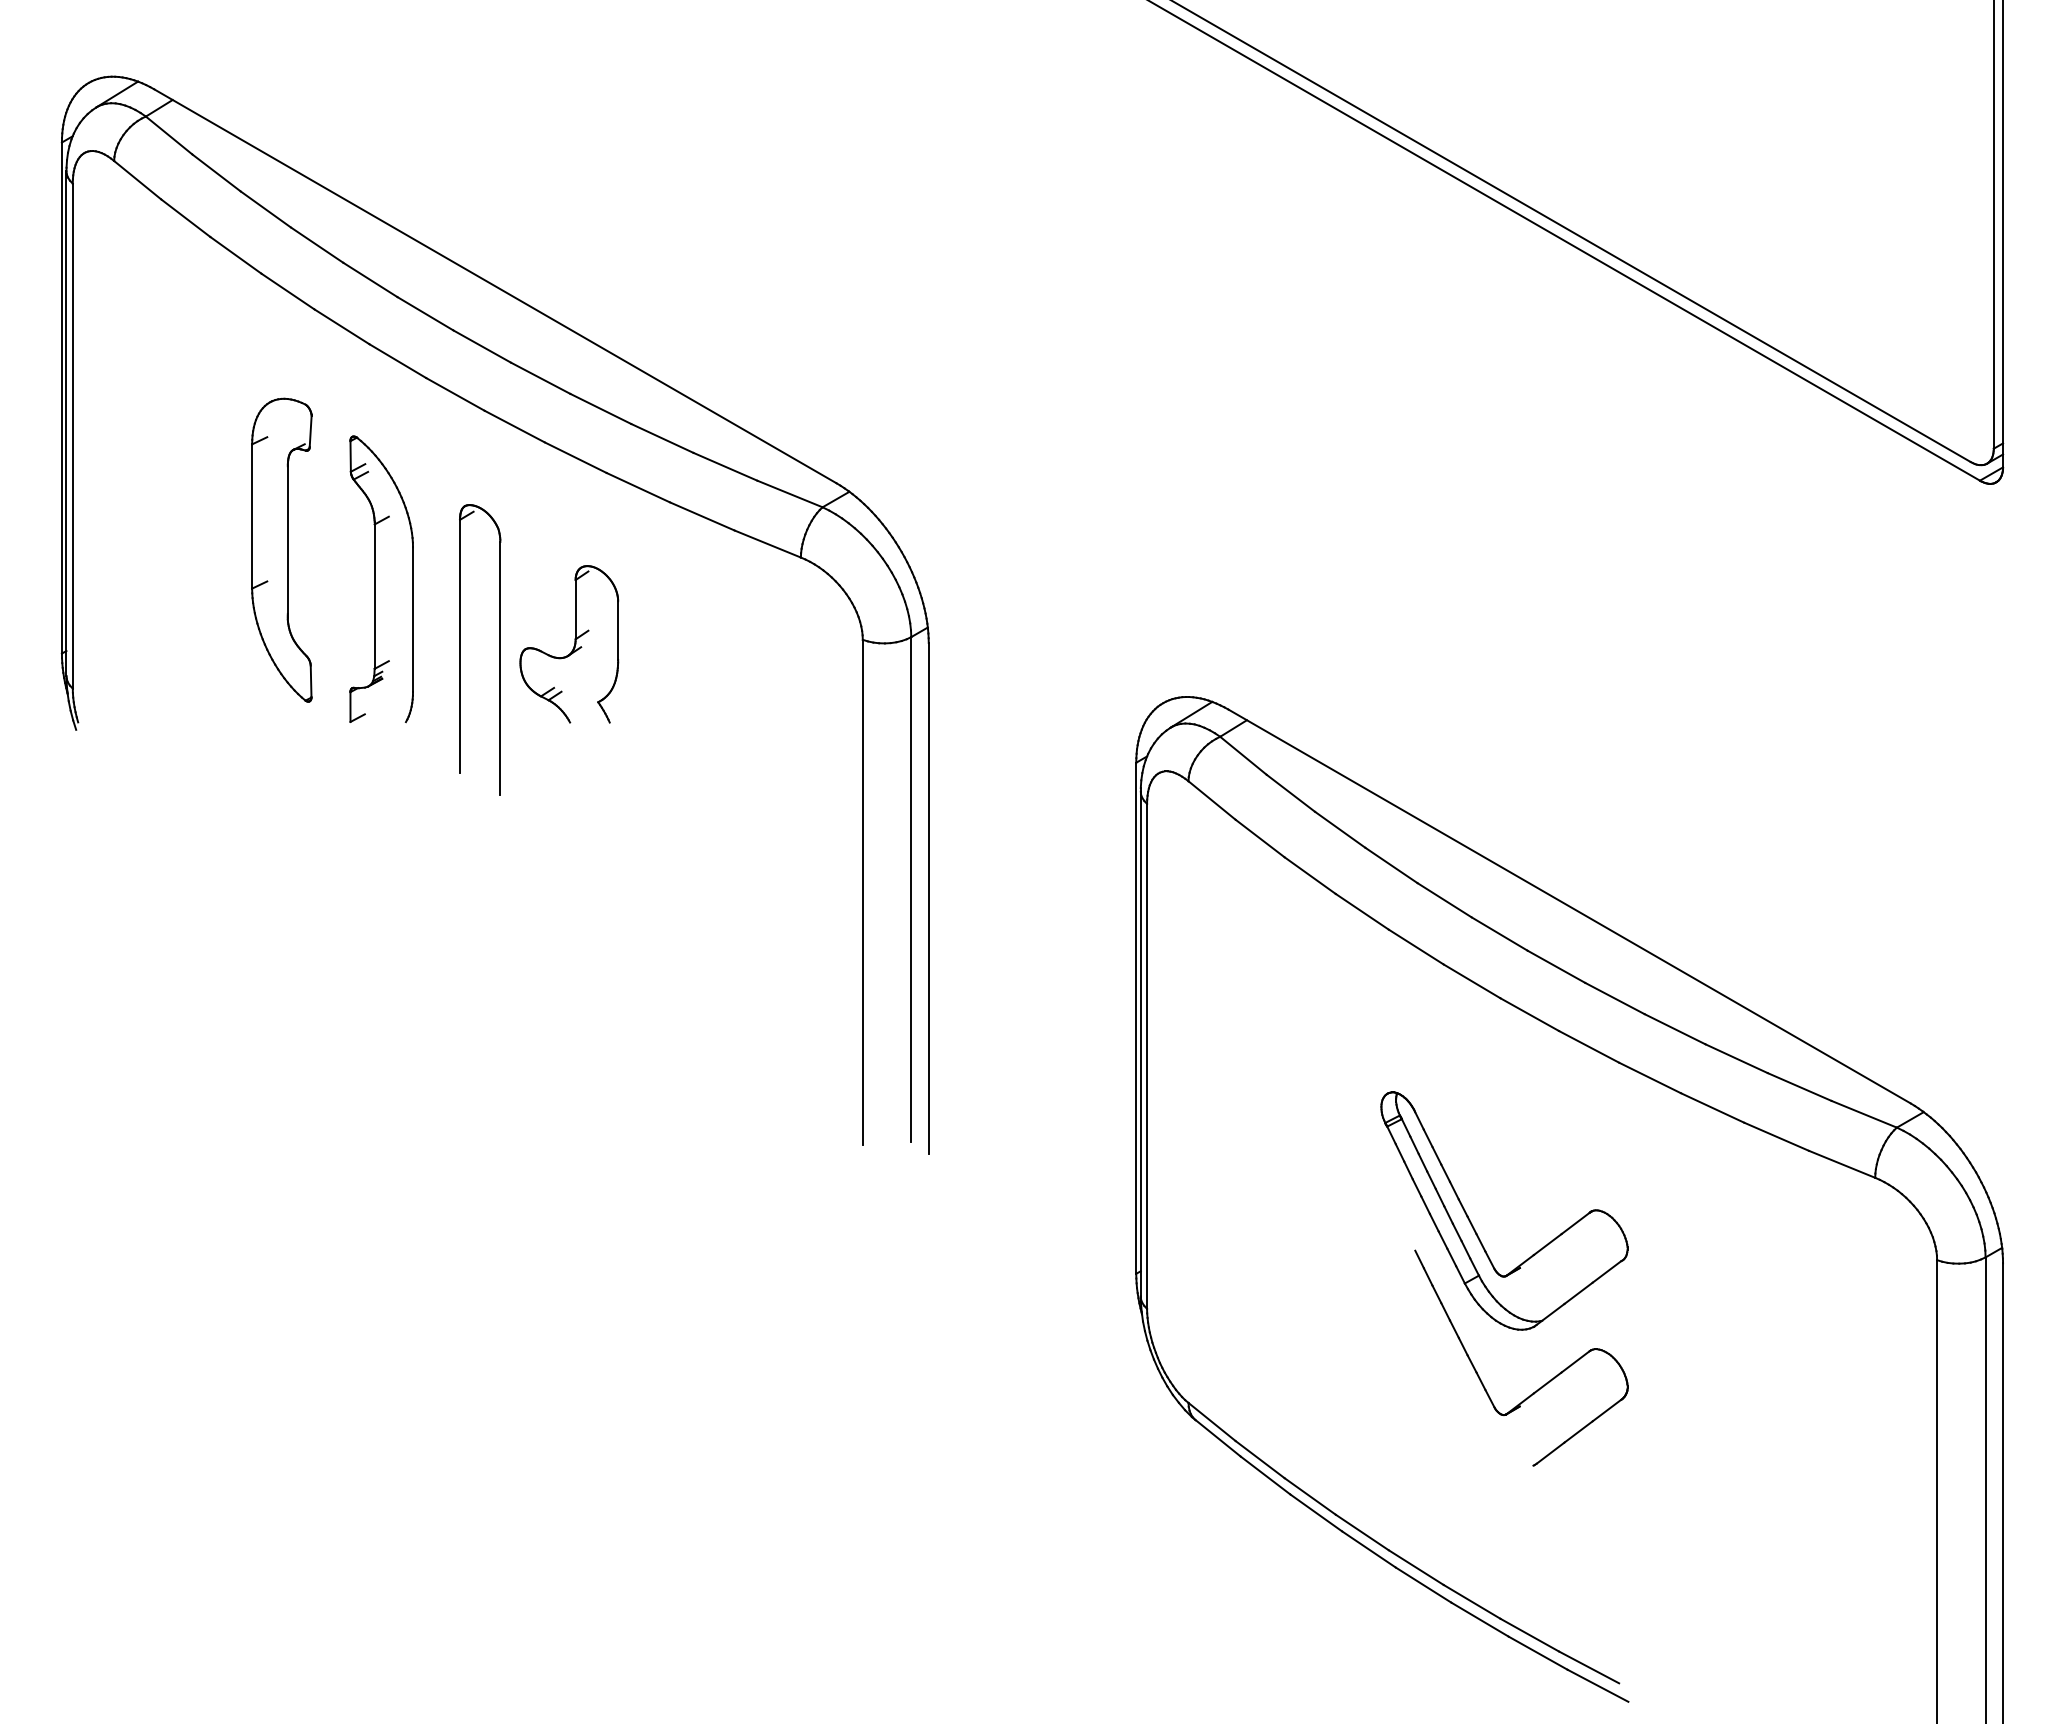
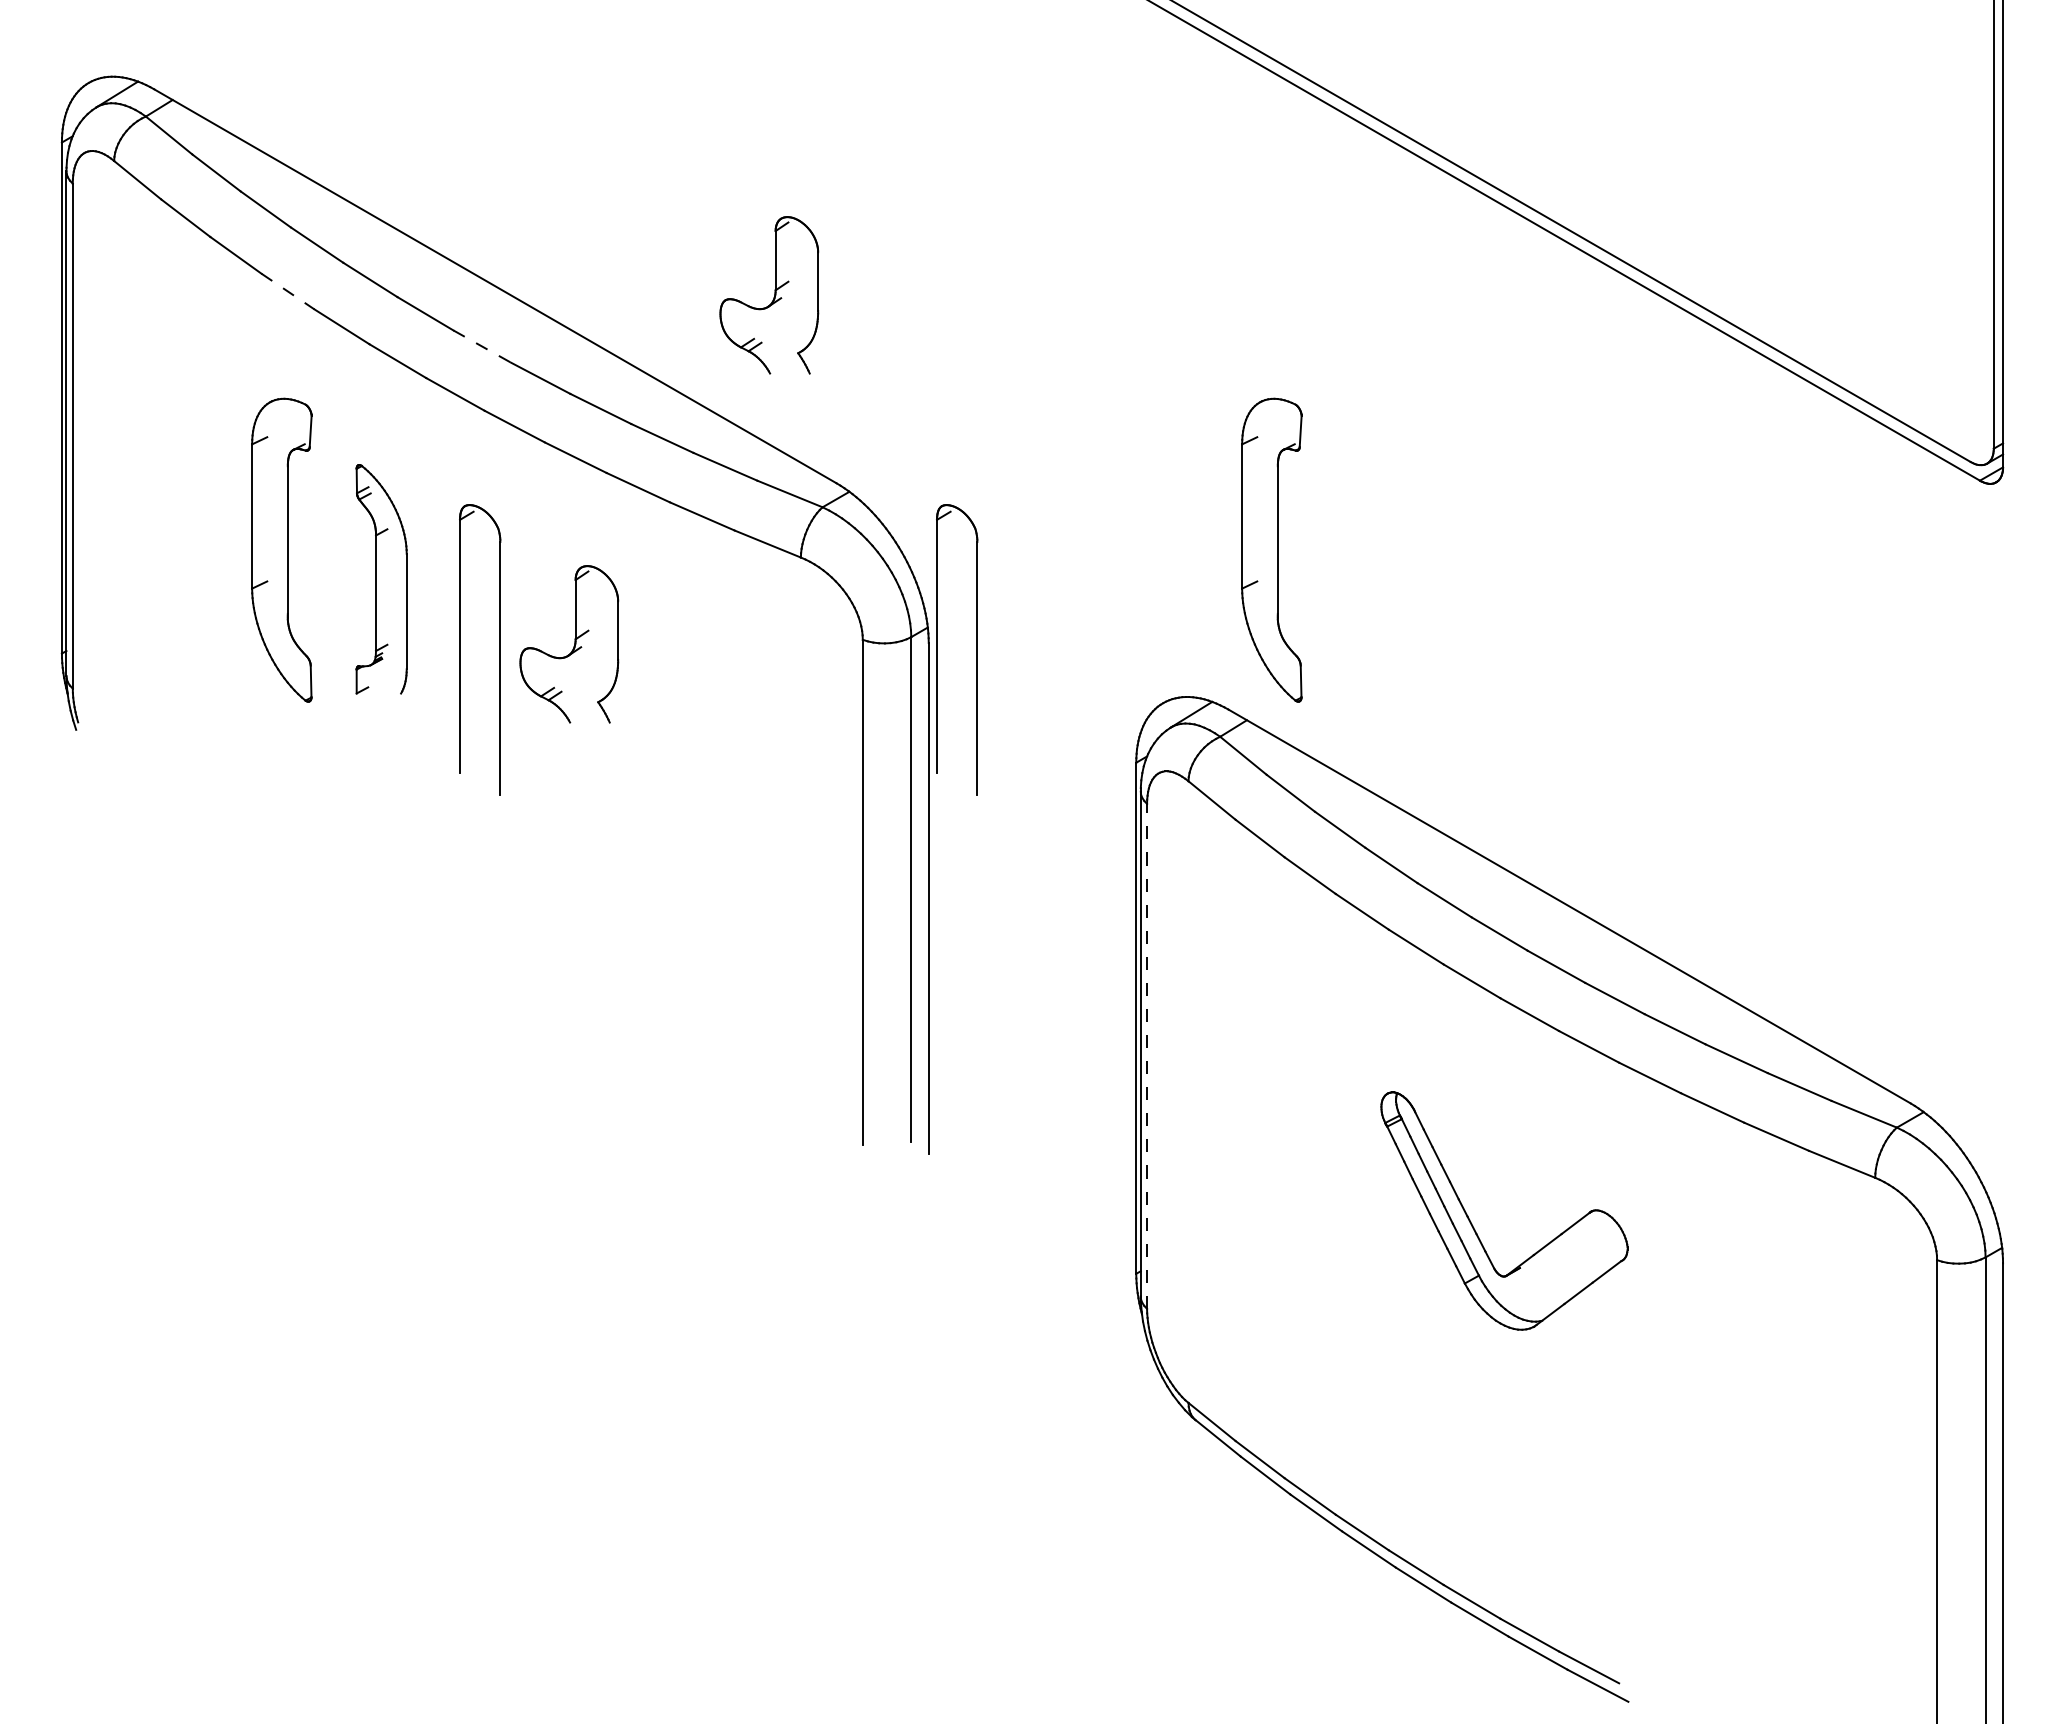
line: solid -> dashed (287, 291)
part: none -> present (769, 295)
line: solid -> dashed (482, 346)
part: none -> present (1271, 549)
part size: 65x289 px -> 53x231 px (381, 579)
part: none -> present (976, 649)
line: solid -> dashed (1147, 1055)
part: present -> none (1543, 1384)
